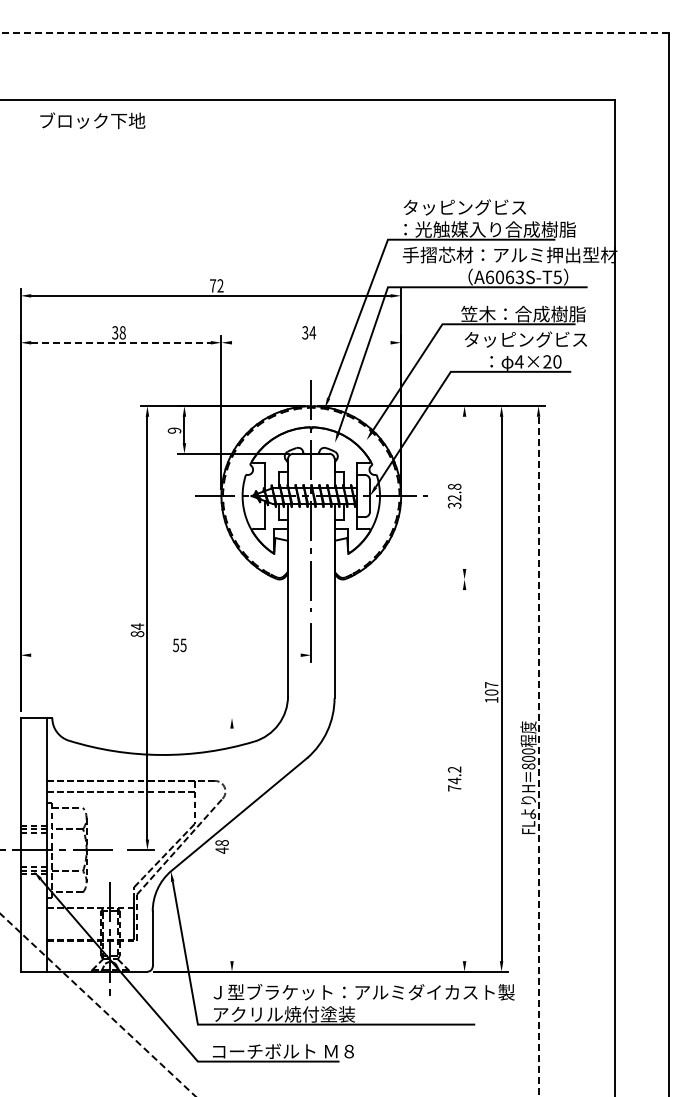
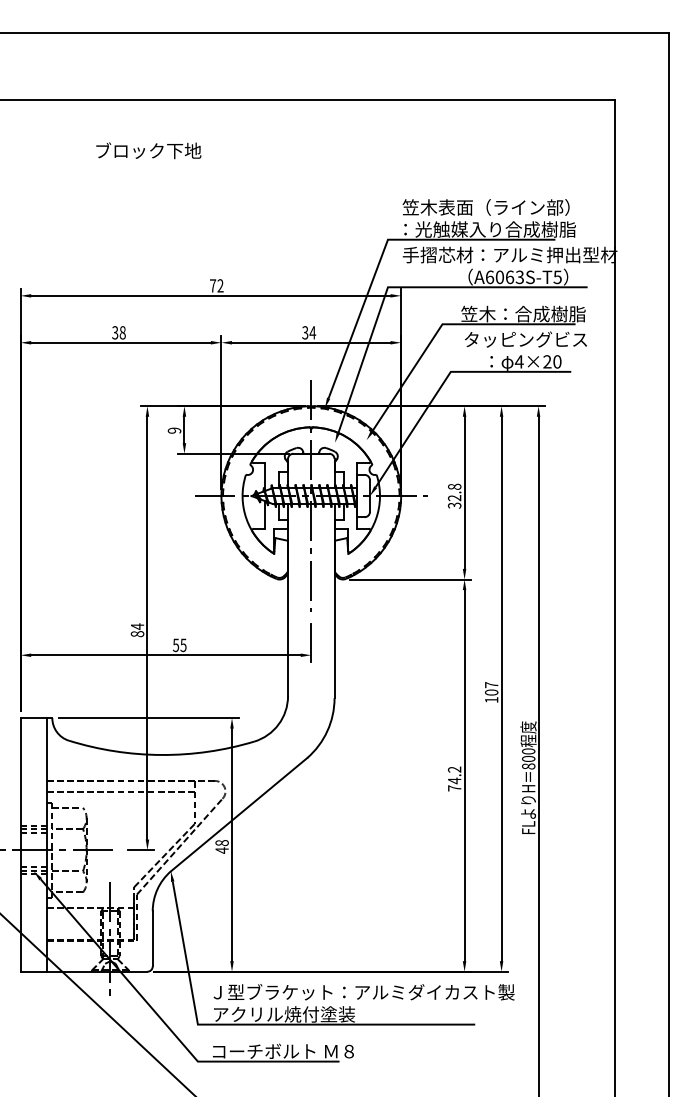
line: dashed -> solid (334, 32)
text position: (92, 120) -> (148, 150) (148, 150)
text: タッピングビス -> 笠木表面（ライン部） (485, 207)
line: dashed -> solid (121, 342)
line: none -> present (311, 342)
line: none -> present (464, 492)
line: none -> present (410, 579)
line: none -> present (165, 655)
line: none -> present (148, 718)
line: dashed -> solid (538, 756)
line: none -> present (464, 775)
line: none -> present (232, 844)
line: dashed -> solid (97, 1005)
